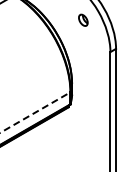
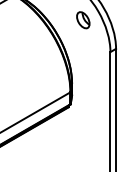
part size: 11x14 px -> 15x19 px (83, 20)
line: dashed -> solid (35, 112)
